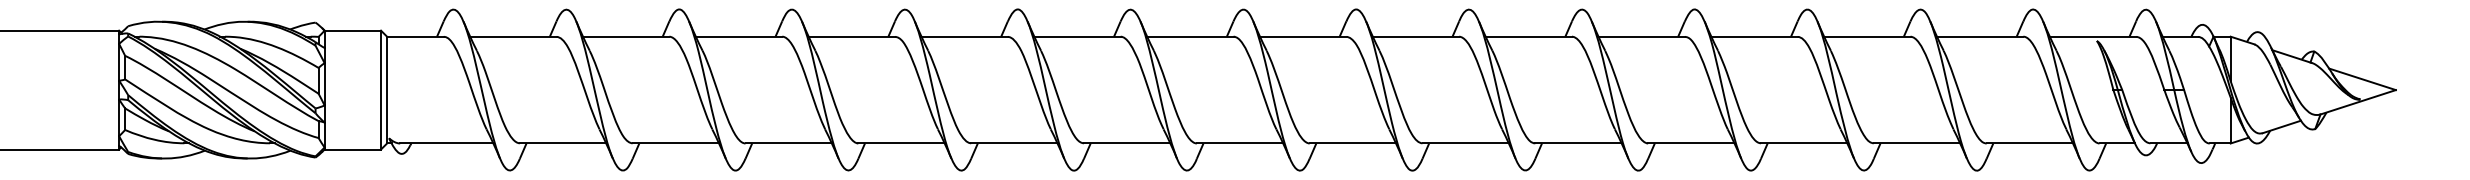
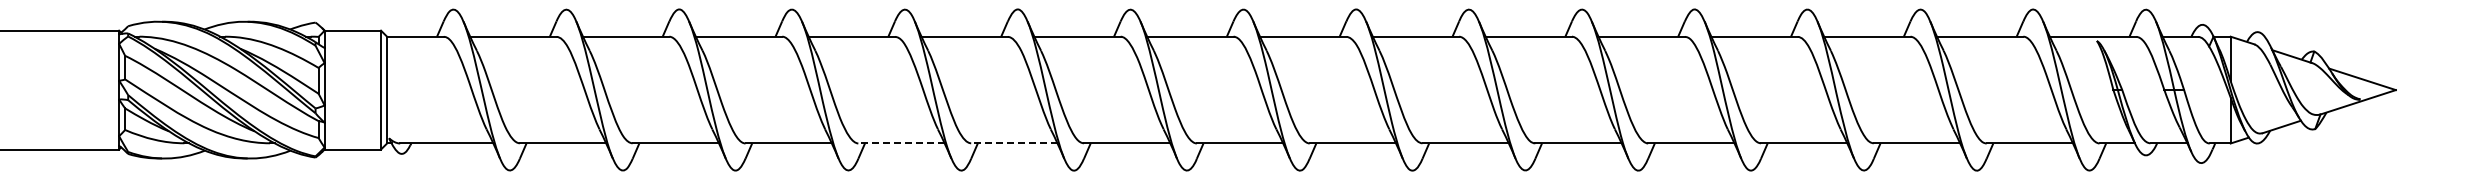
line: solid -> dashed (901, 143)
line: solid -> dashed (1013, 143)
